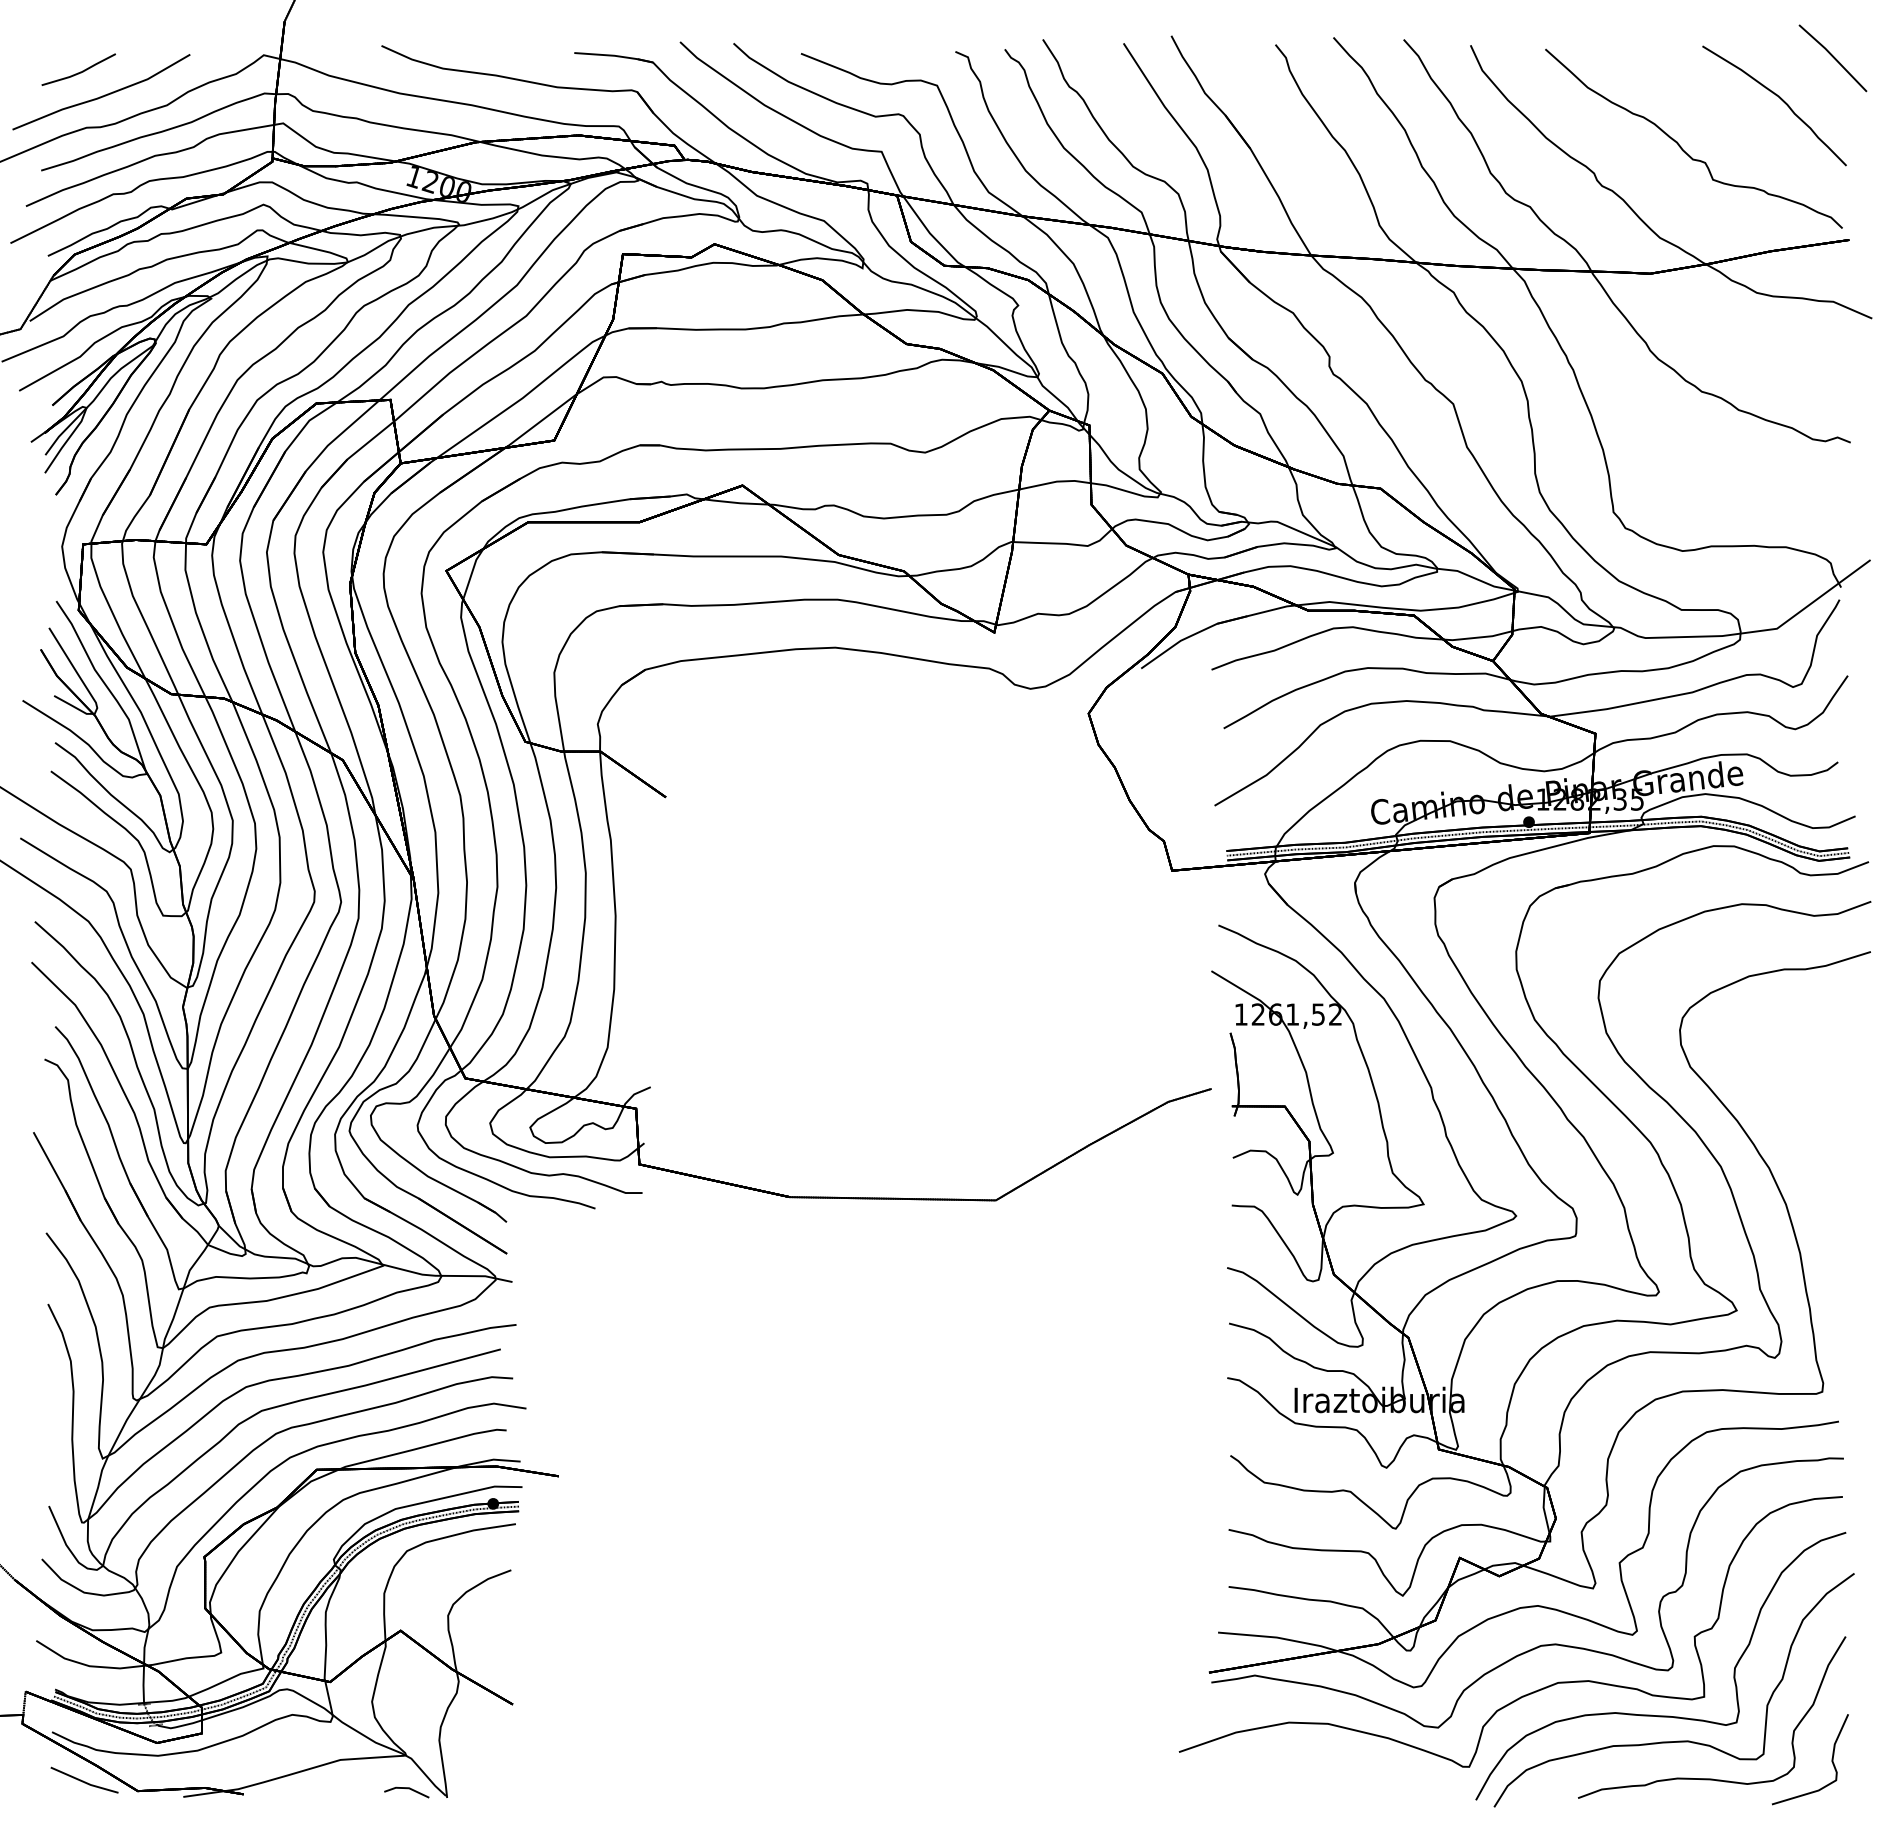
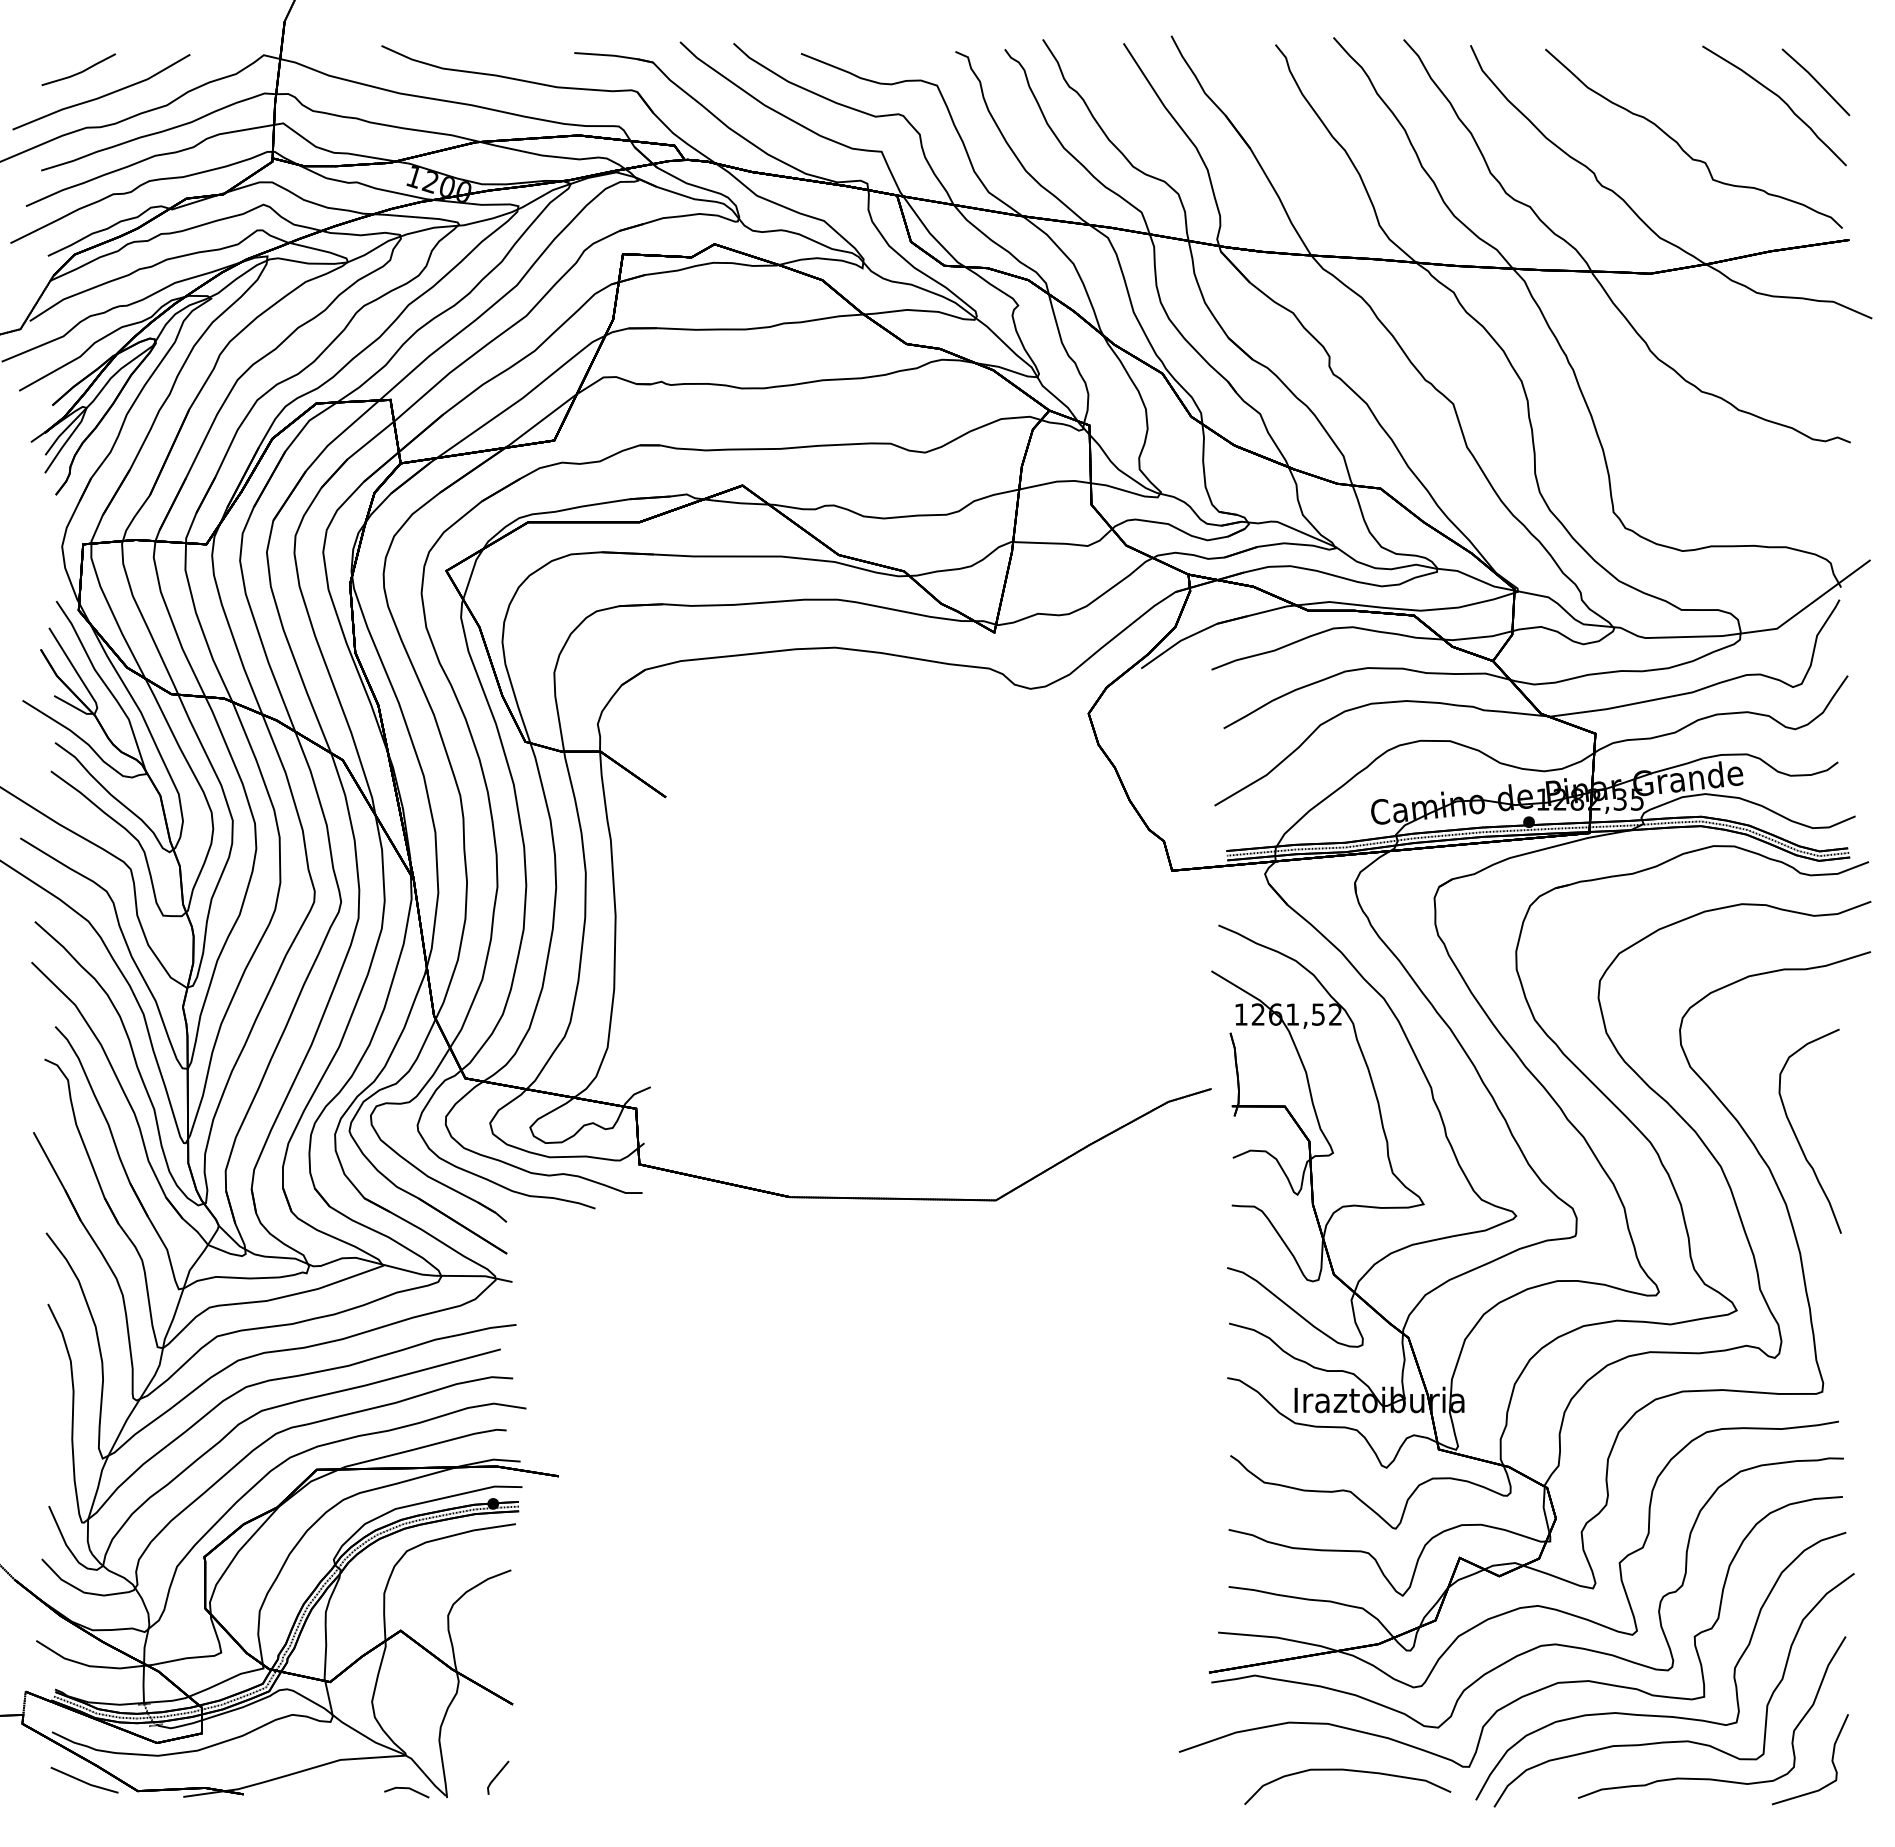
line position: (1832, 57) -> (1815, 81) (1815, 81)
curve: none -> present (1797, 1137)
curve: none -> present (1348, 1771)
part: none -> present (498, 1777)
